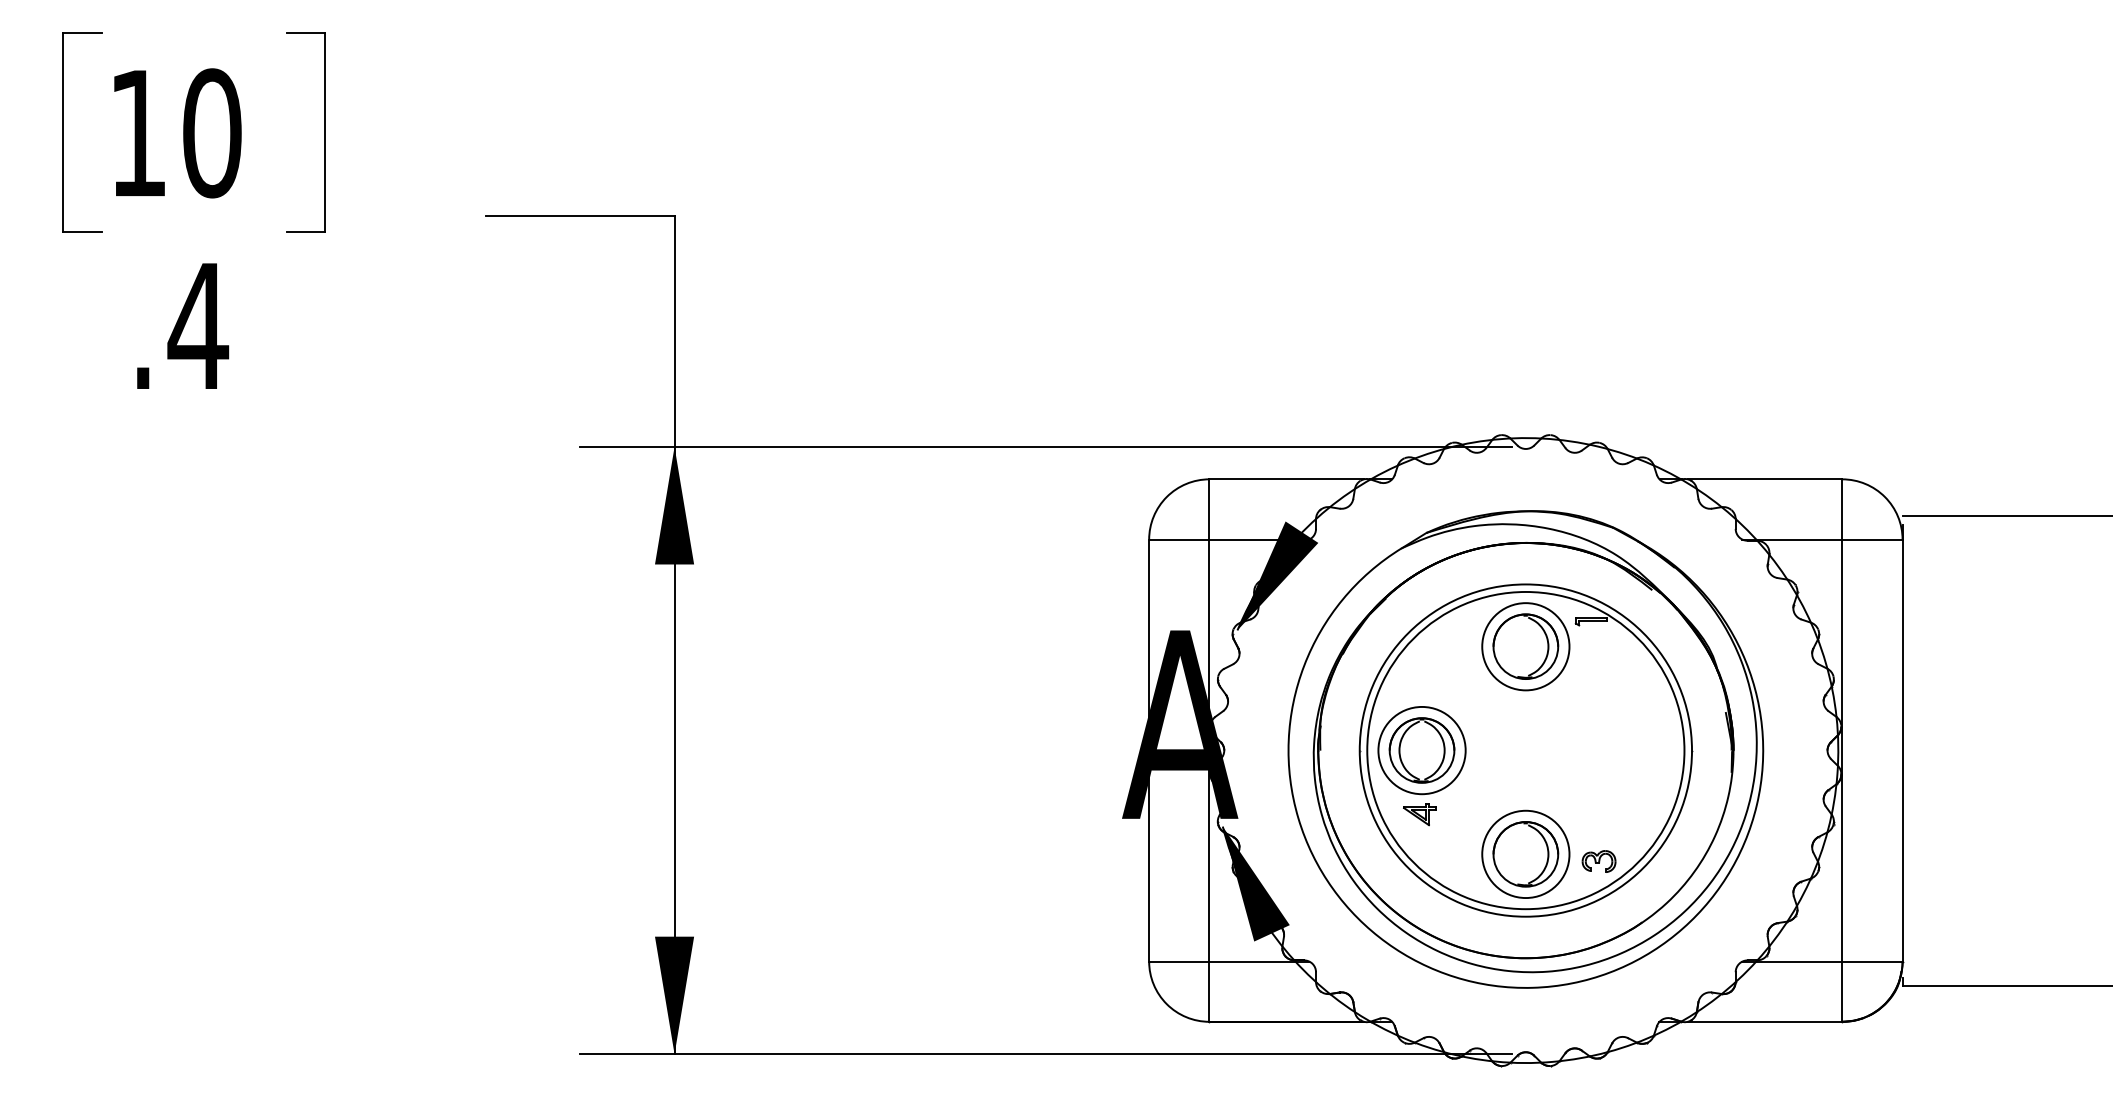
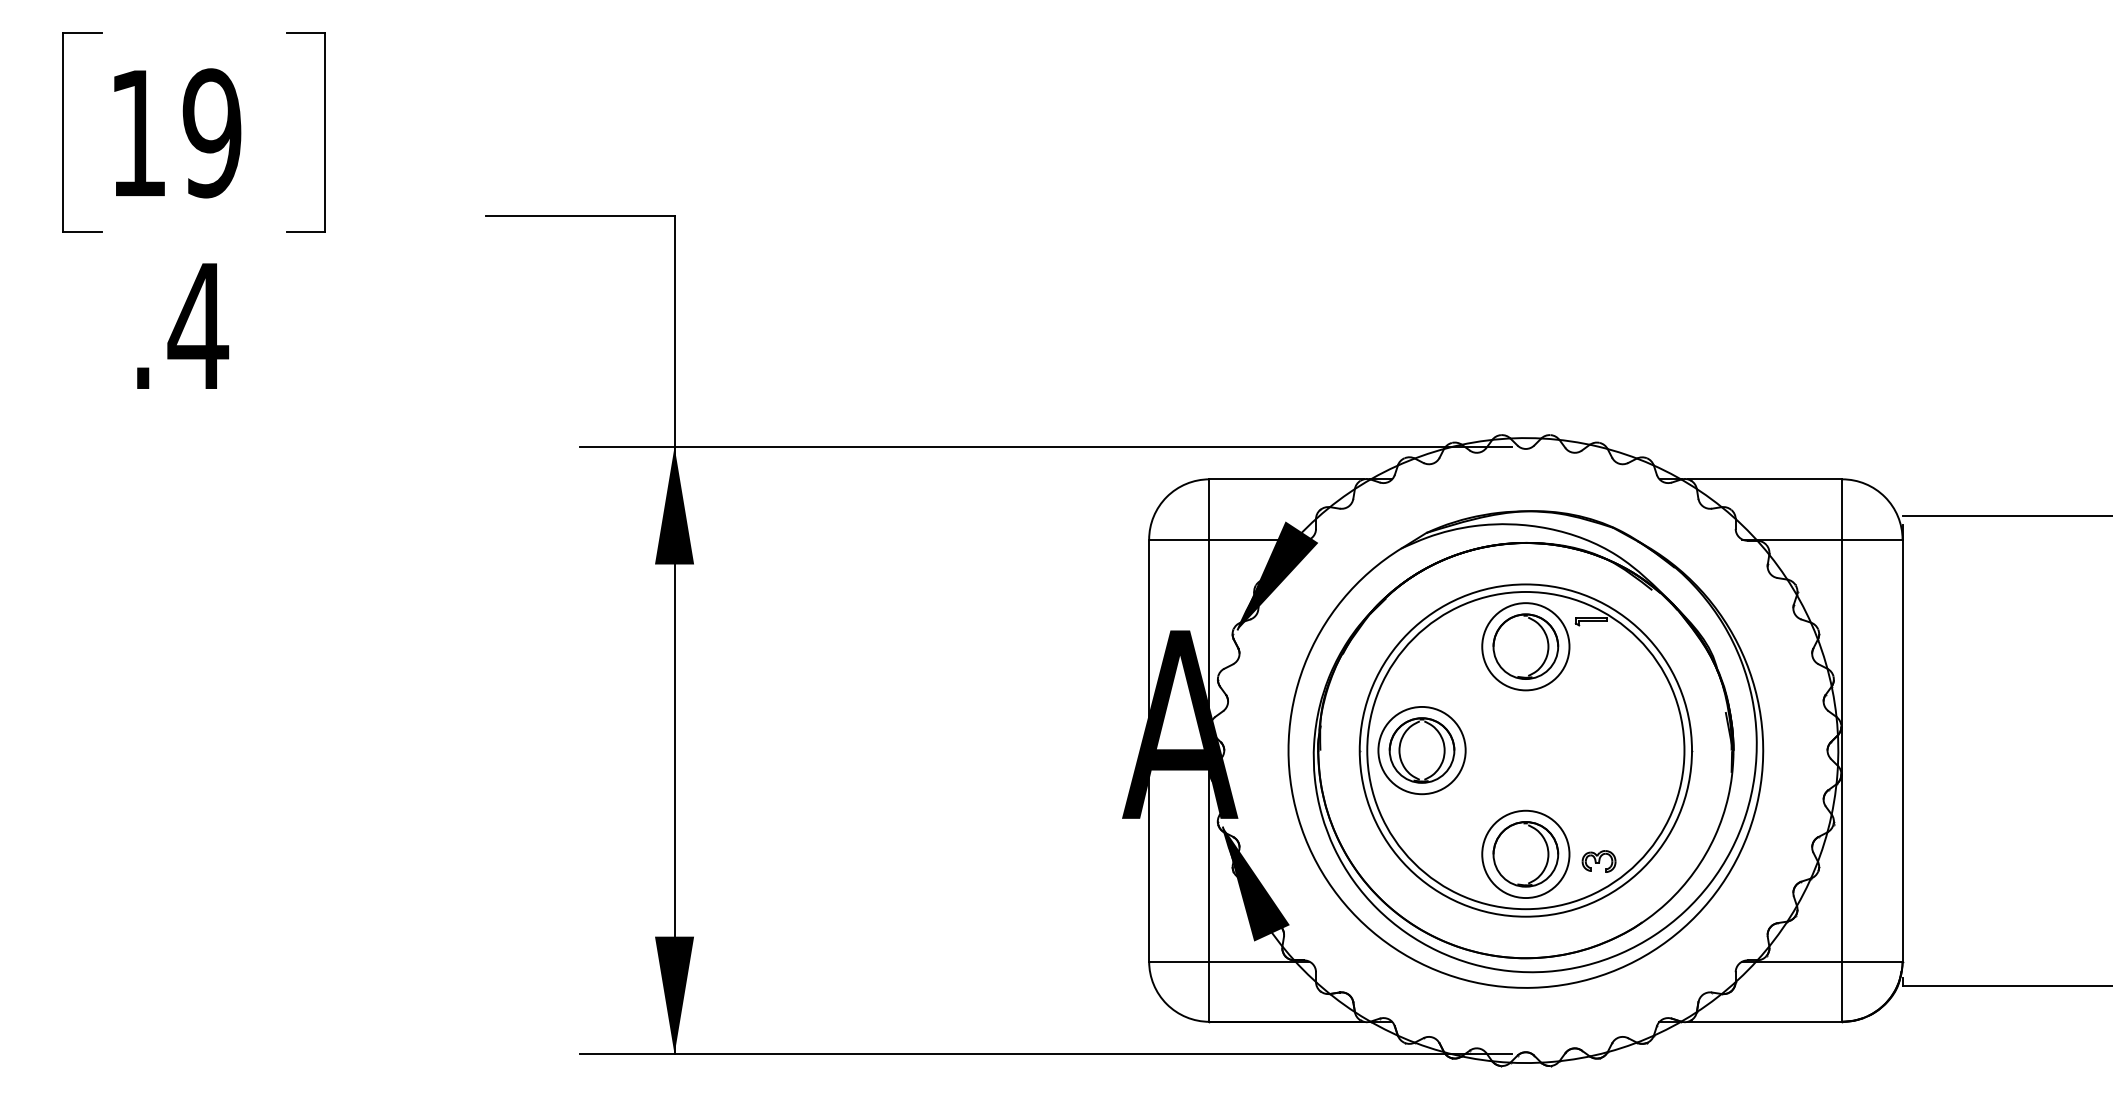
text: 10 -> 19 (211, 133)
part: present -> none (1419, 814)
